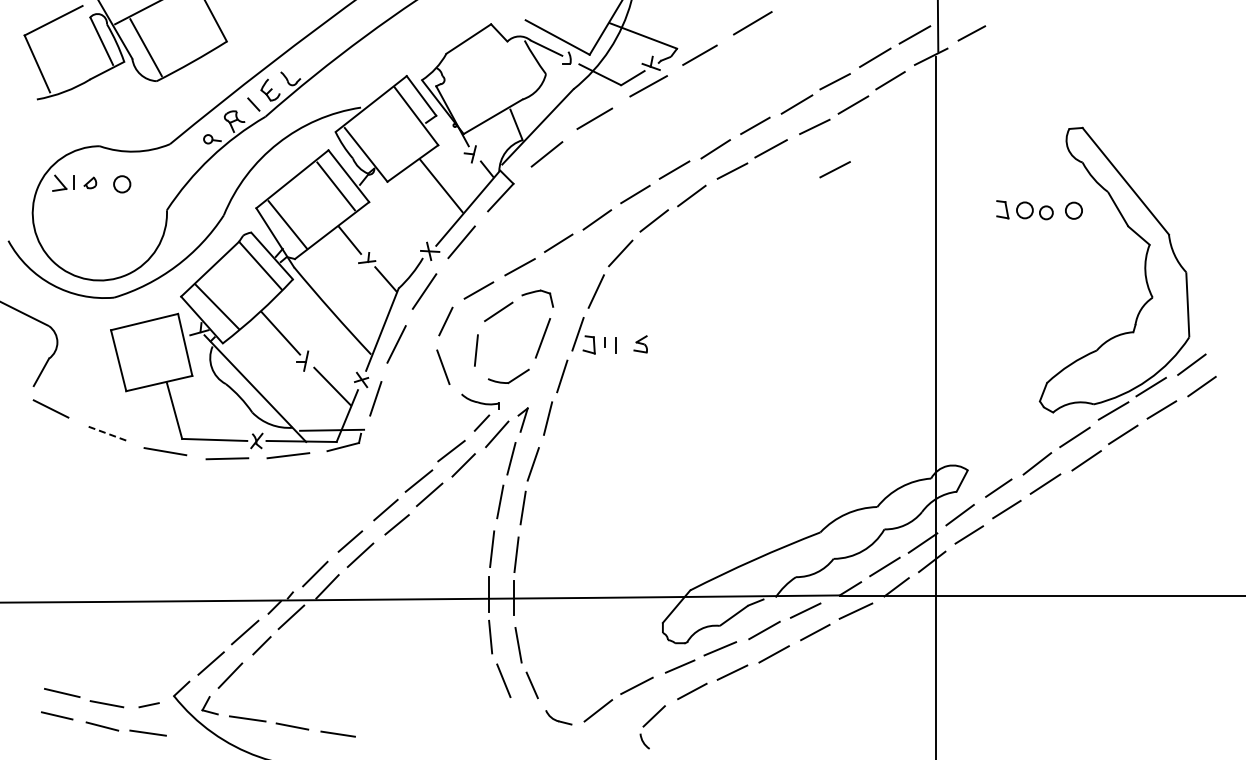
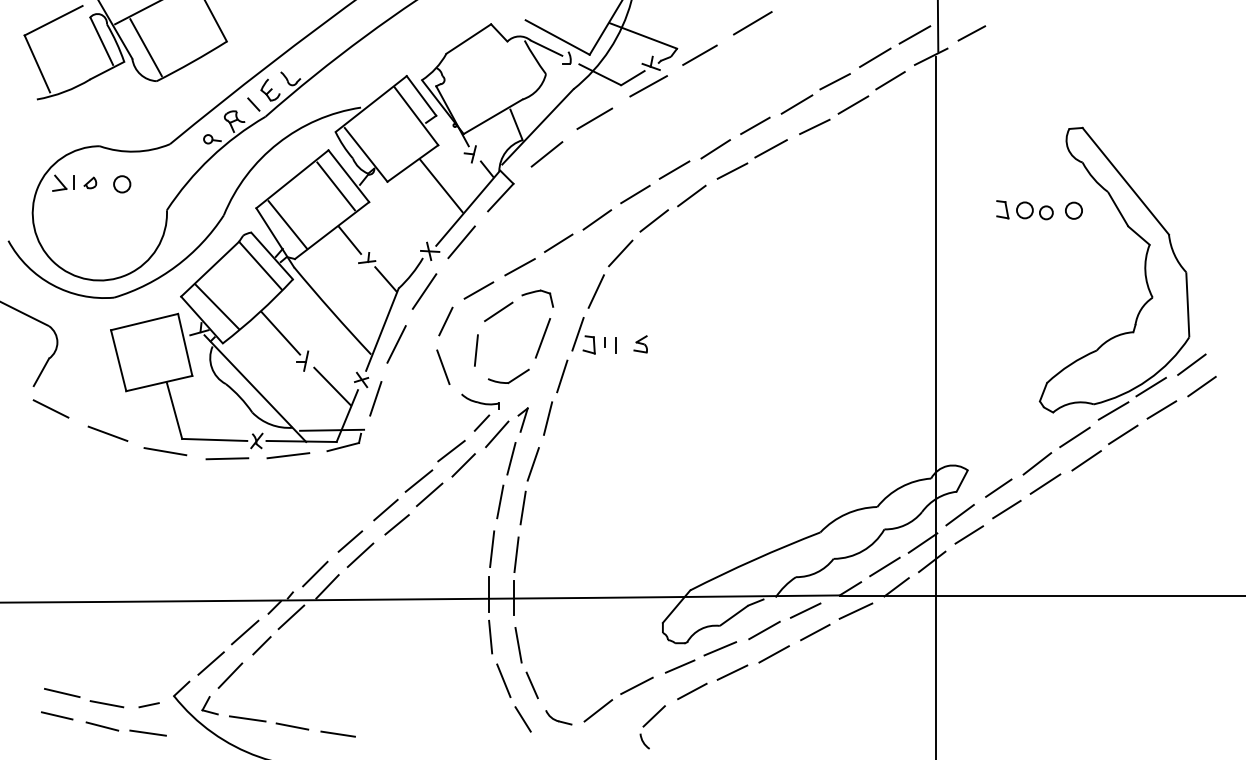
line: present -> none (834, 169)
line: dashed -> solid (108, 433)
line: none -> present (522, 719)
